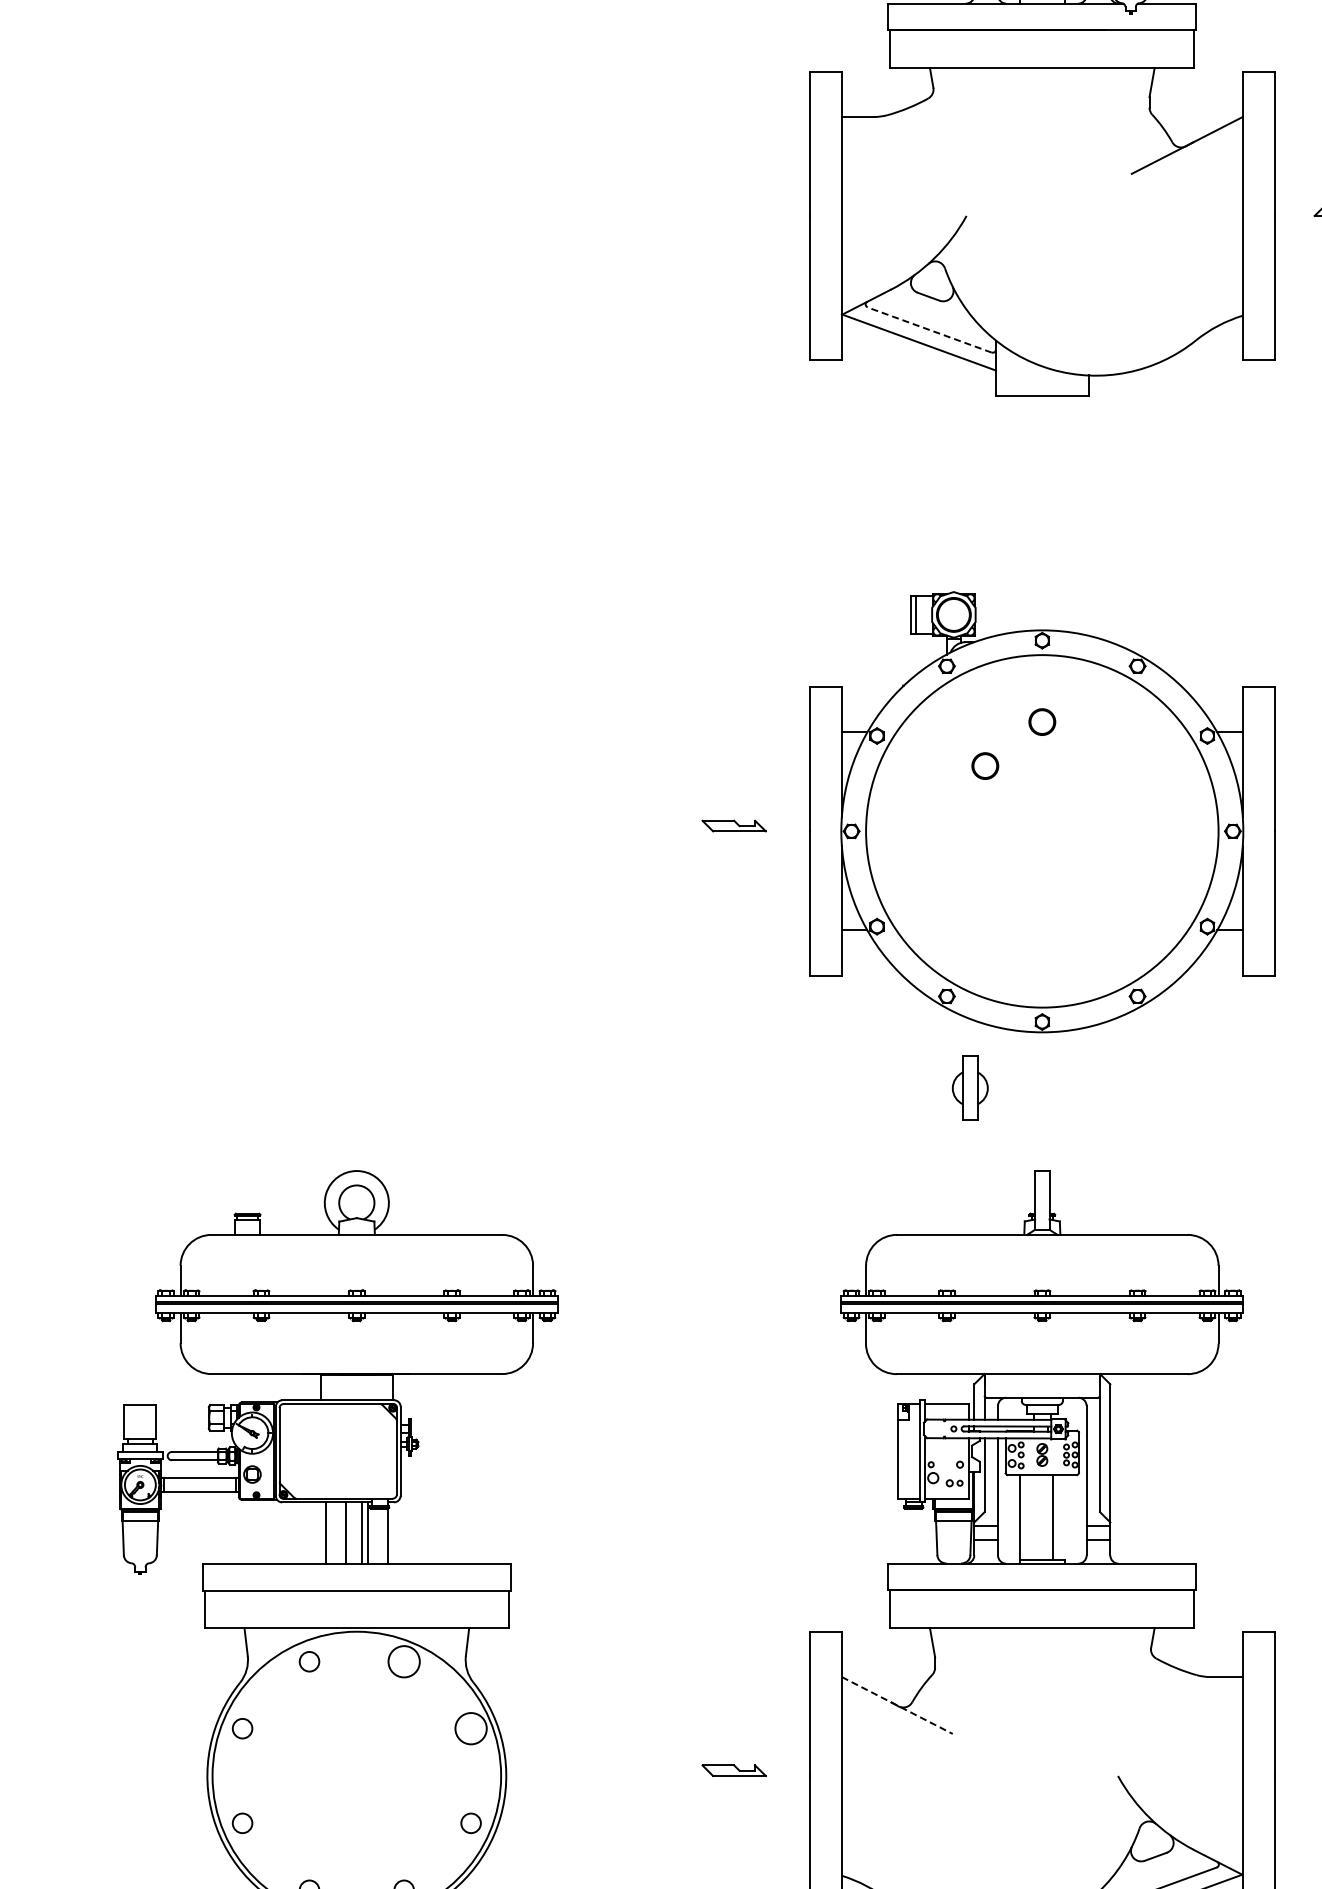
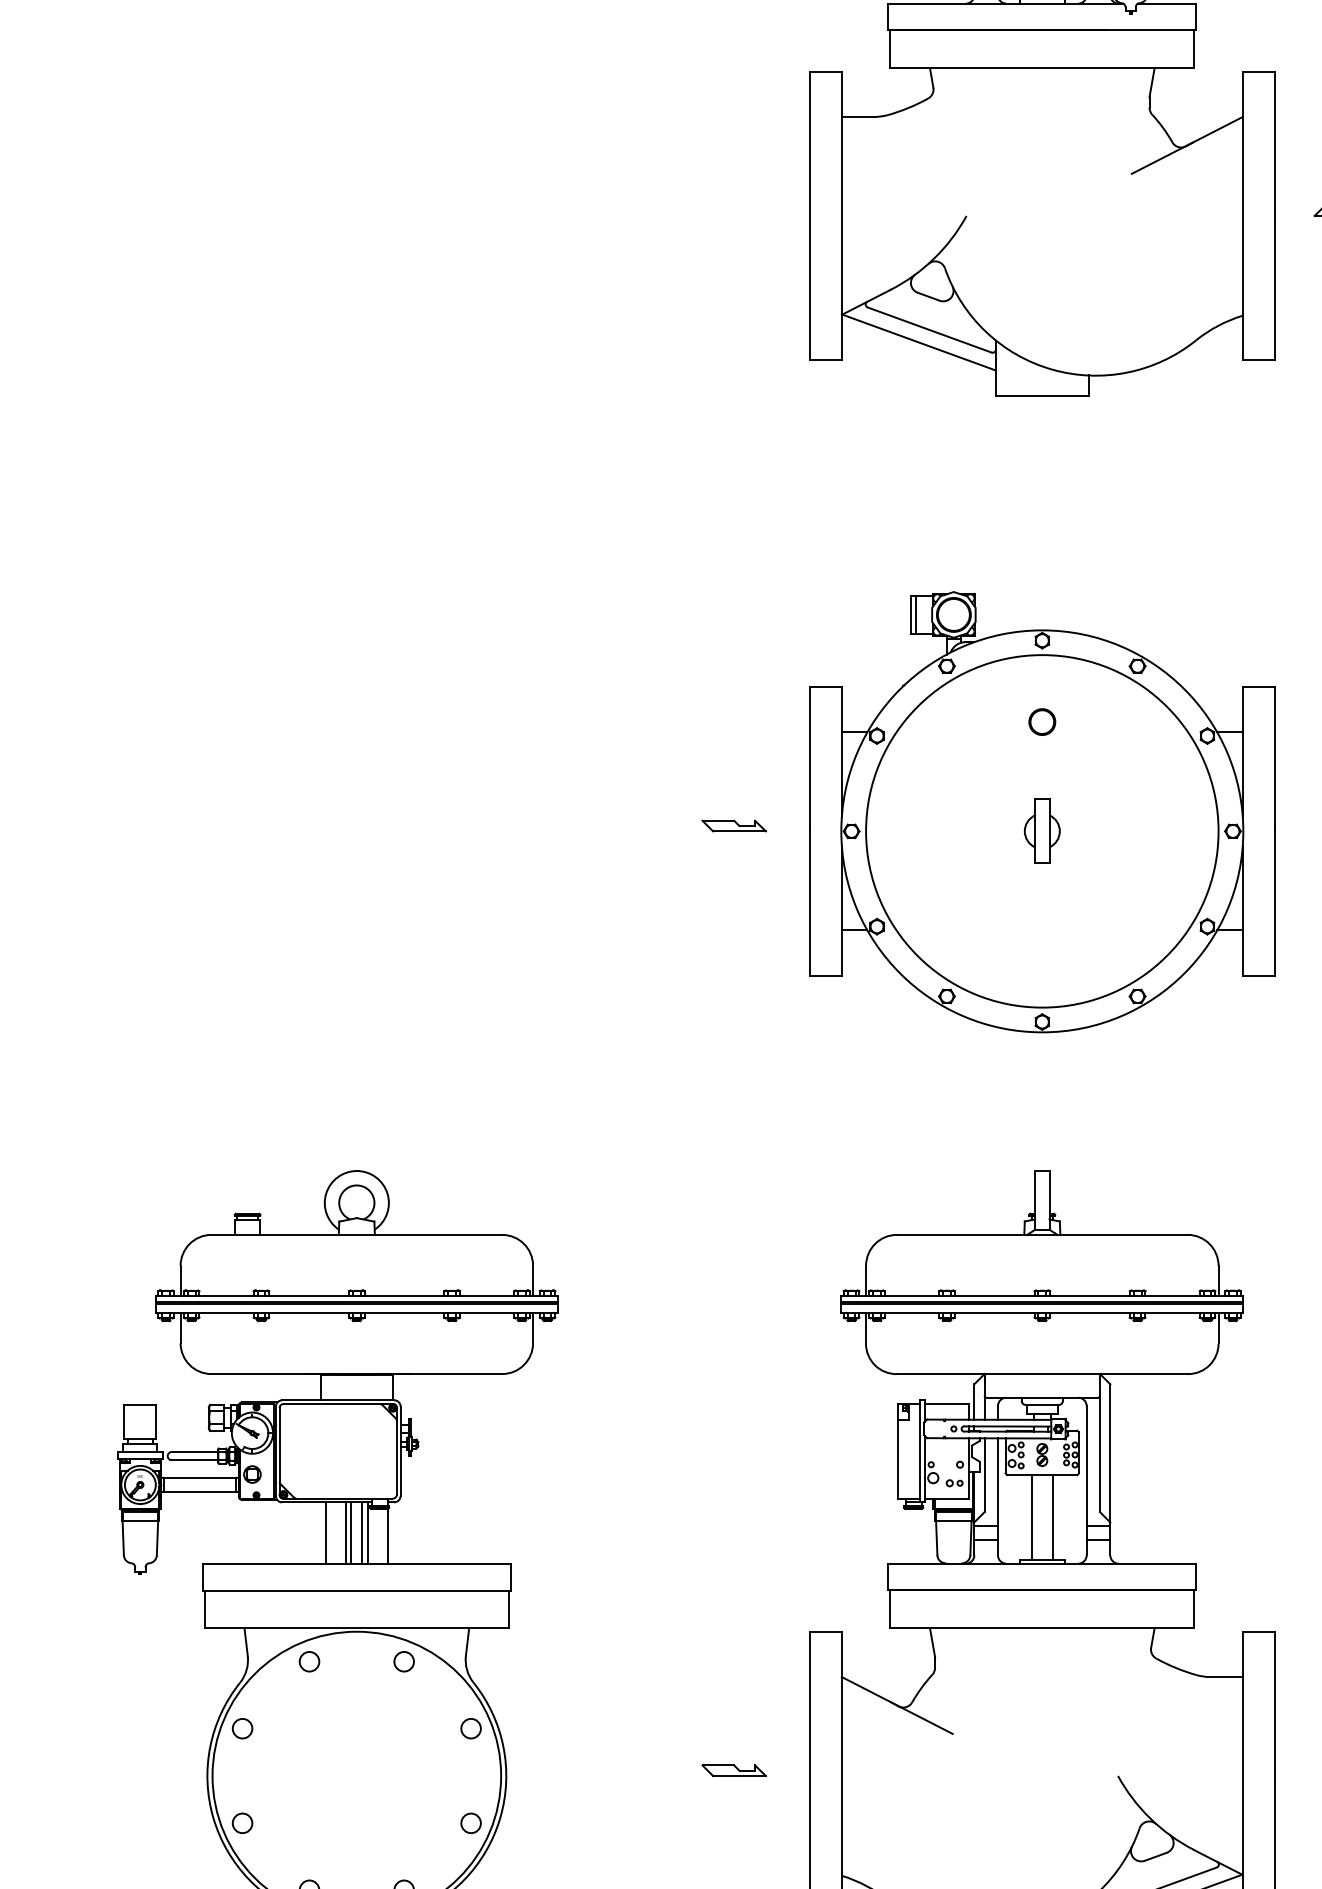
line: dashed -> solid (929, 330)
part: present -> none (985, 765)
part position: (969, 1087) -> (1041, 830) (1041, 830)
line position: (1020, 1517) -> (1032, 1517) (1032, 1517)
line: none -> present (351, 1532)
circle diameter: 31 px -> 20 px (403, 1661)
line: dashed -> solid (897, 1705)
circle diameter: 31 px -> 20 px (470, 1728)
